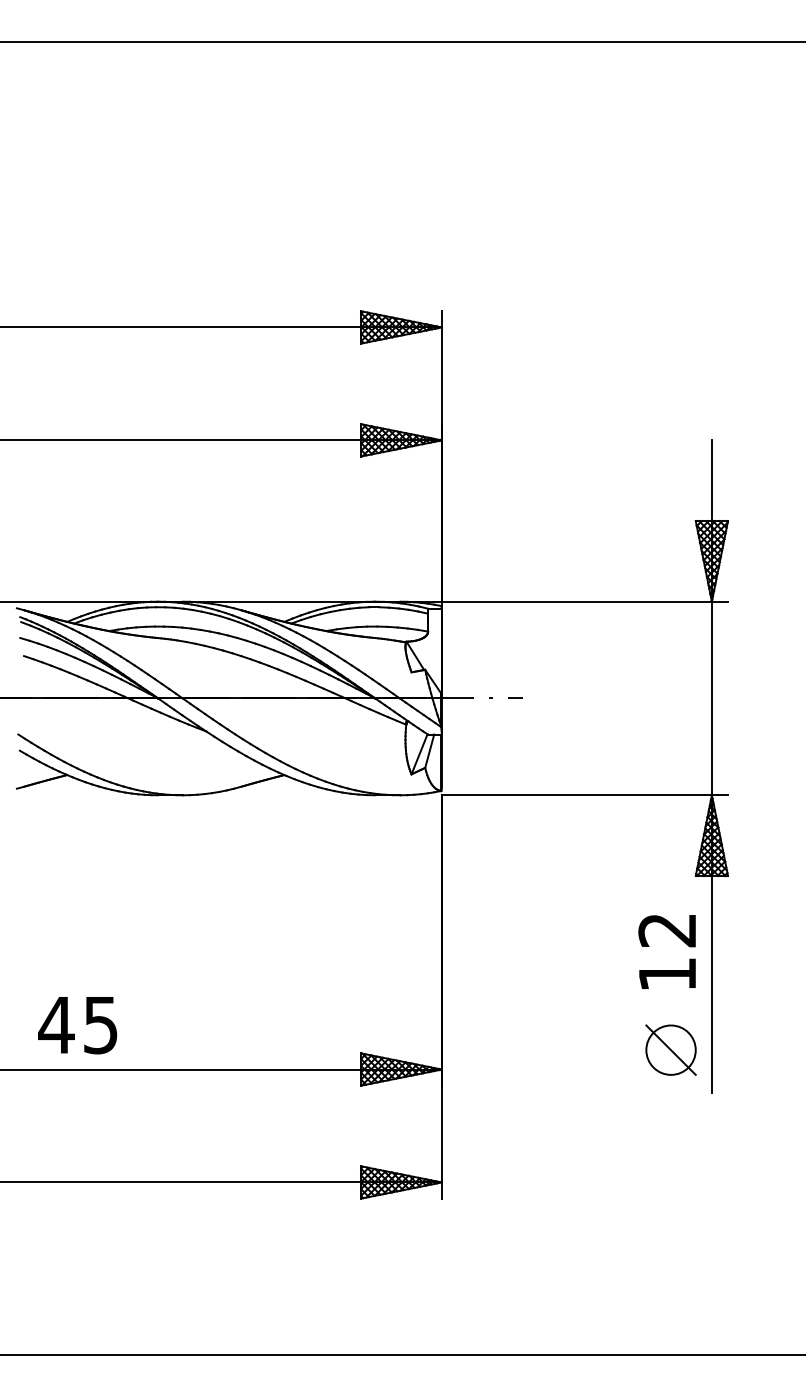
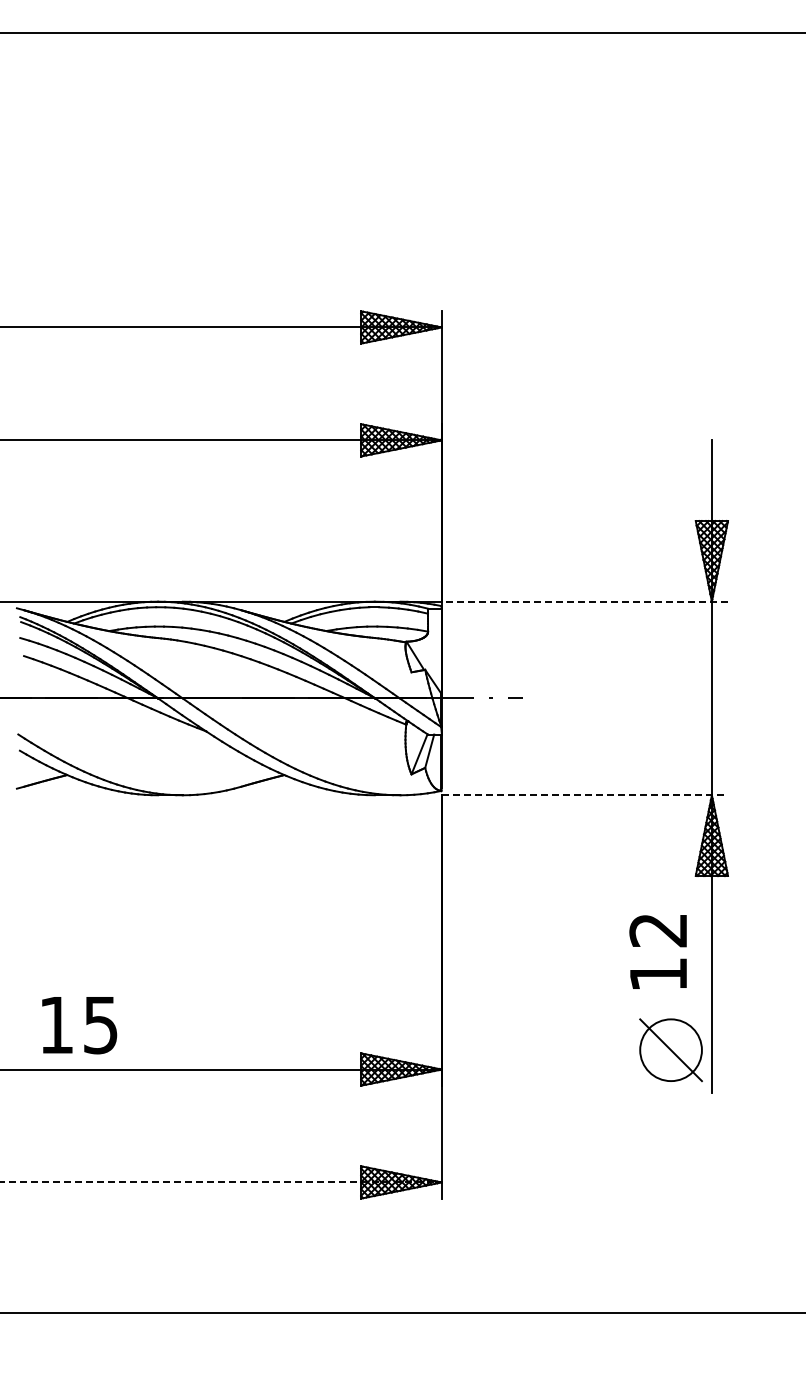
line position: (402, 41) -> (402, 32) (402, 32)
line: solid -> dashed (584, 601)
line: solid -> dashed (585, 795)
text position: (666, 951) -> (657, 951) (657, 951)
text: 45 -> 15 (56, 1025)
part size: 52x52 px -> 64x65 px (670, 1050)
line: solid -> dashed (220, 1182)
line position: (402, 1355) -> (402, 1313) (402, 1313)
